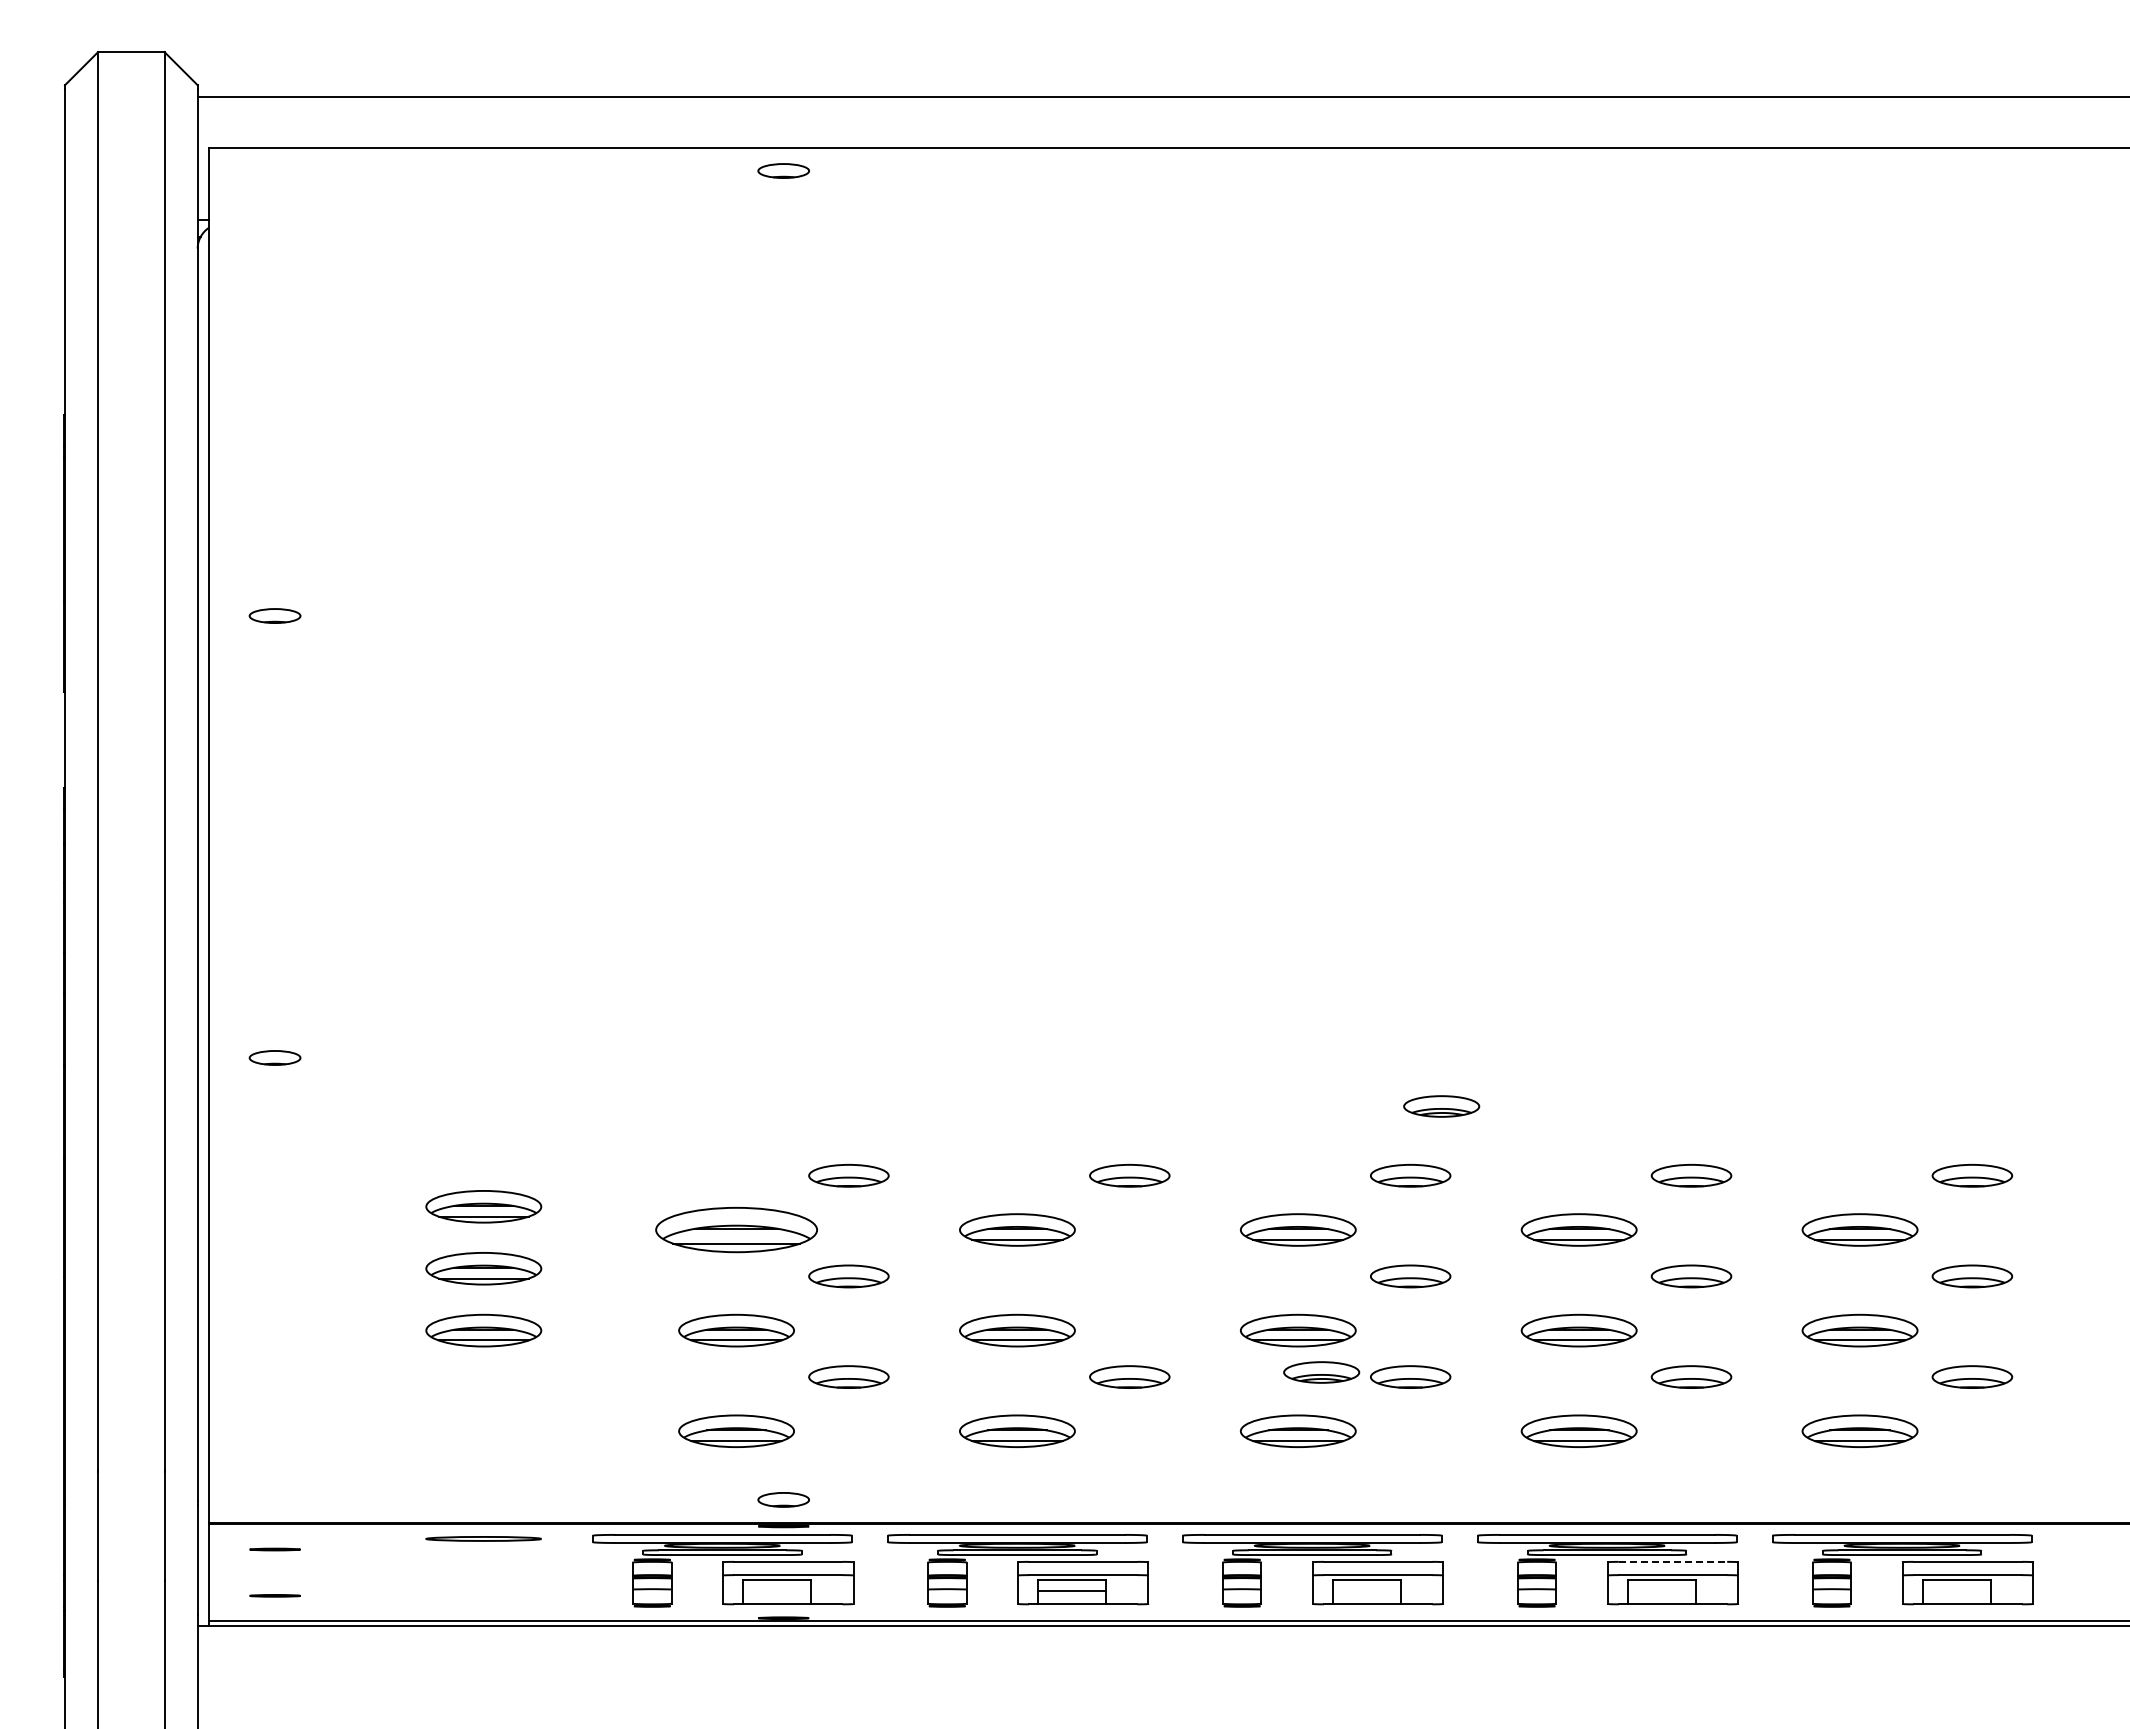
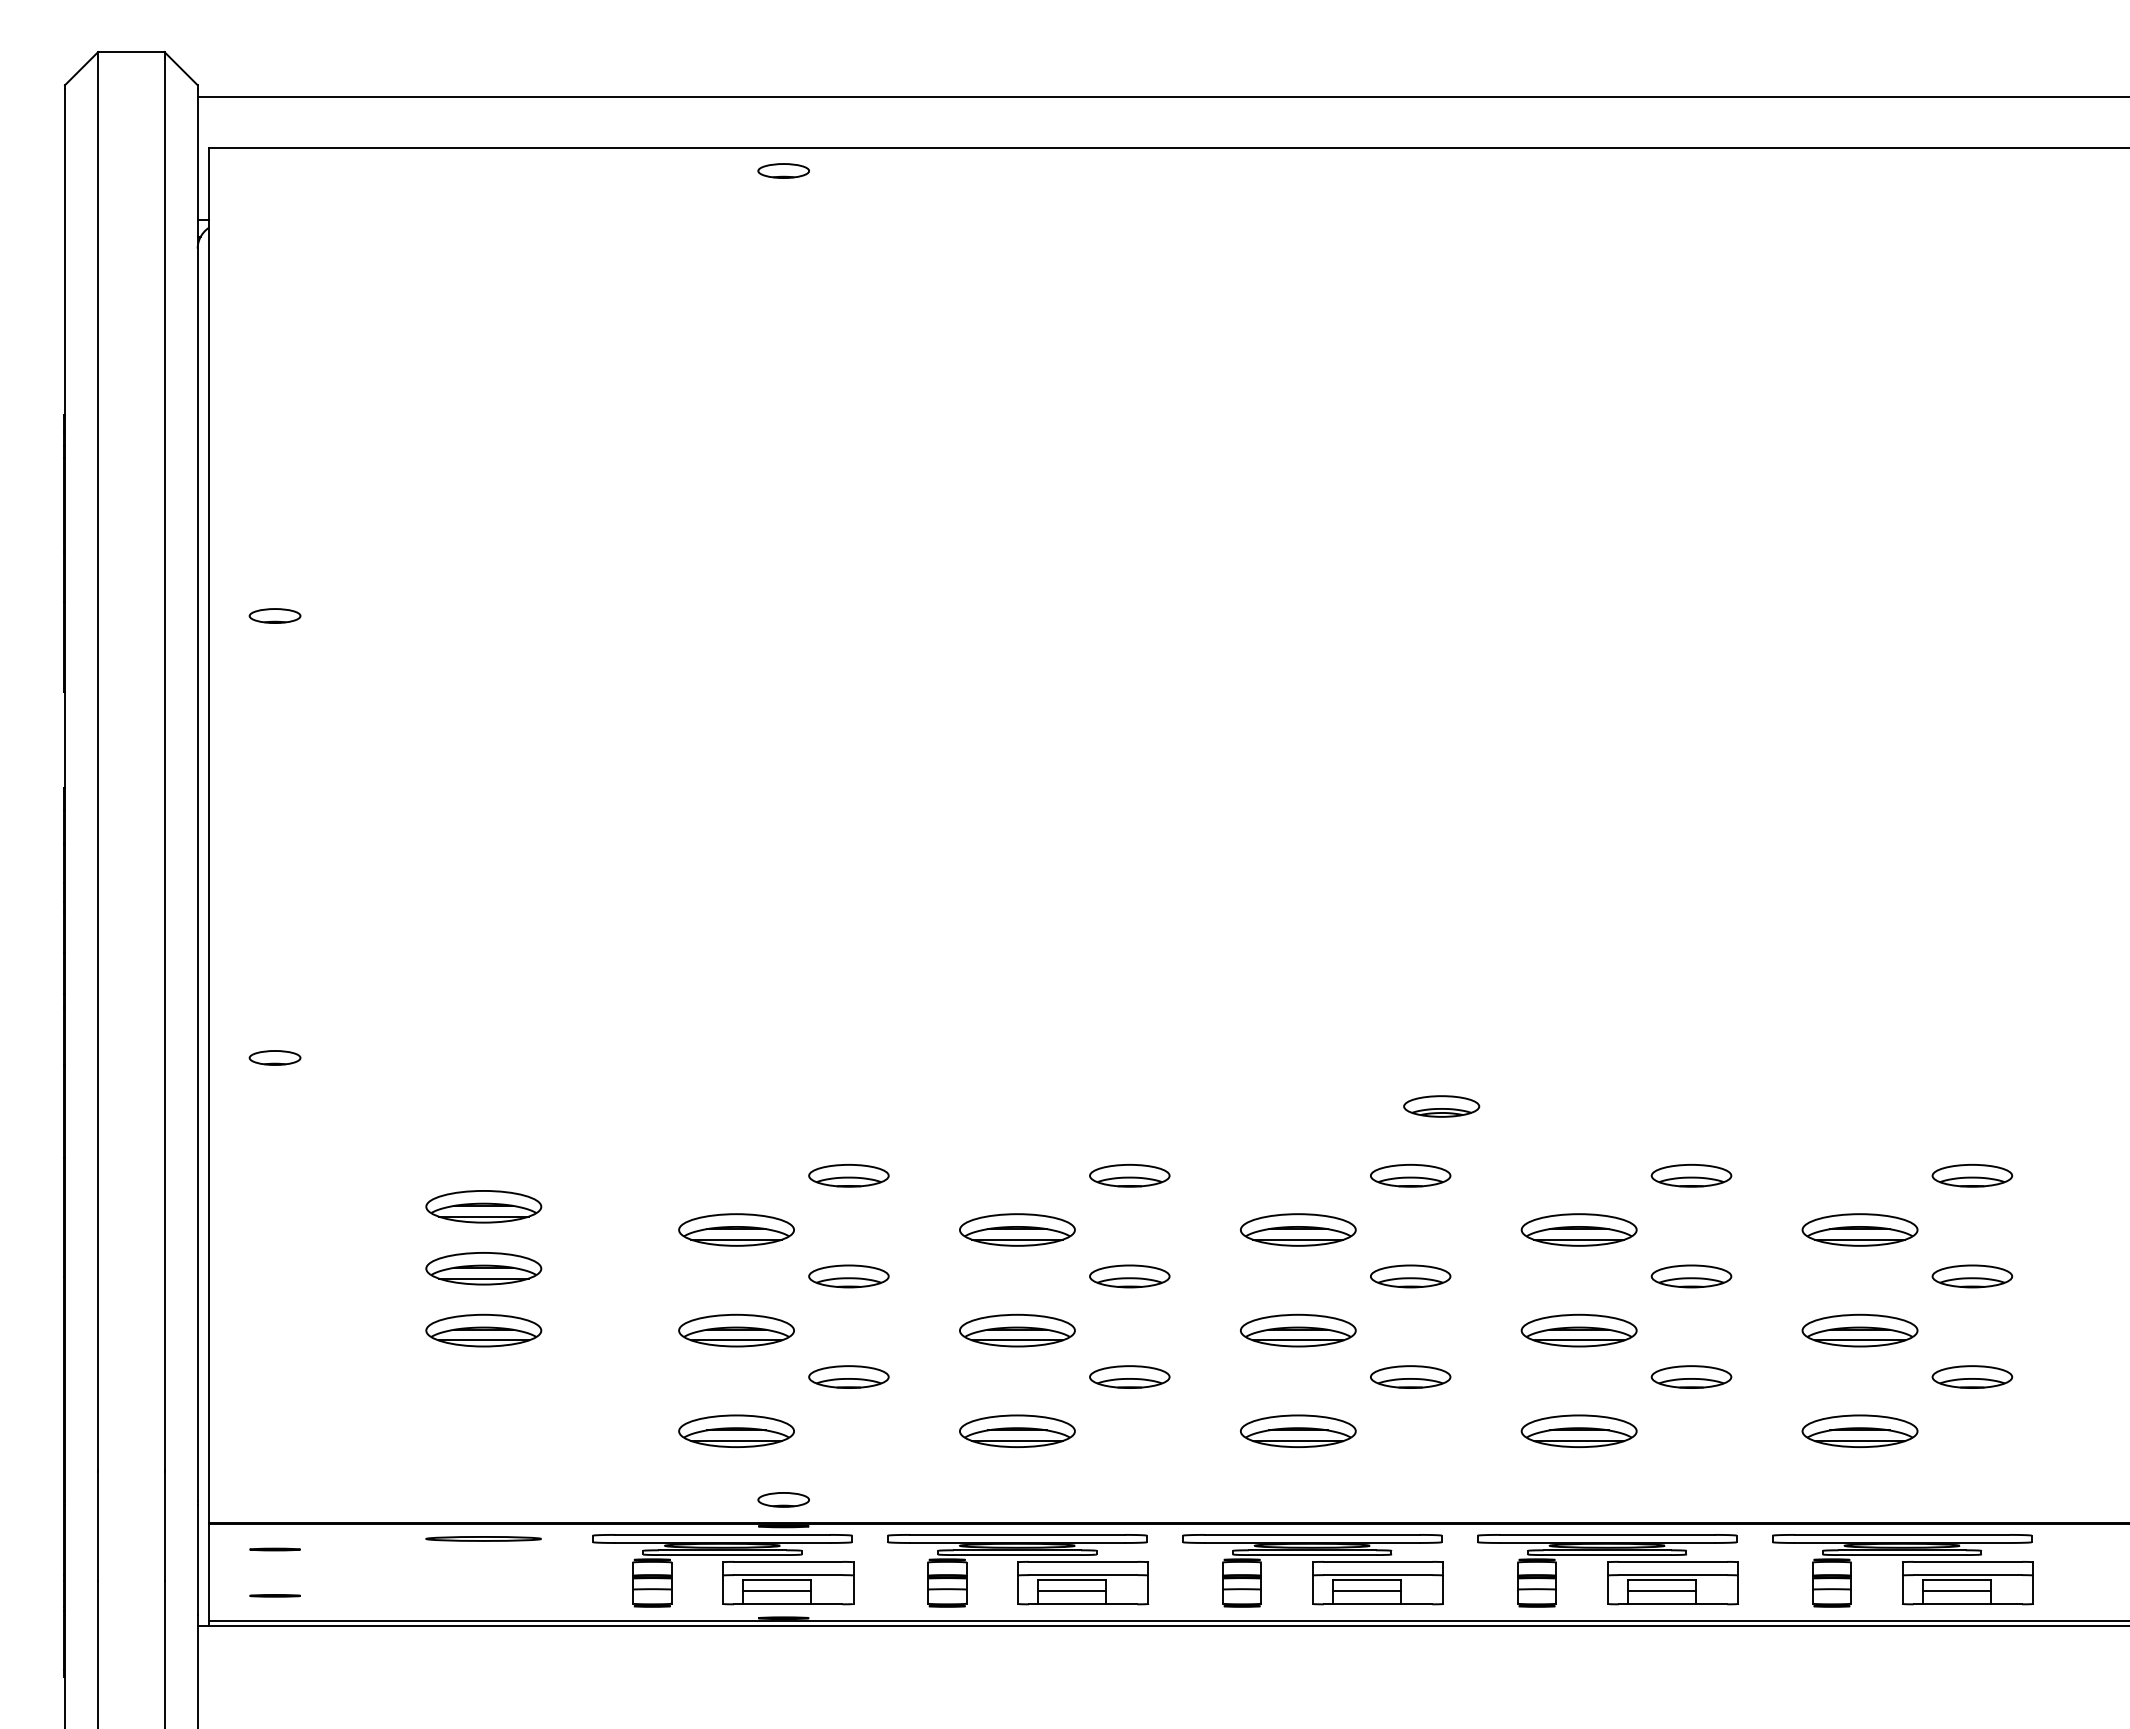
part size: 163x48 px -> 117x34 px (736, 1229)
part: none -> present (1129, 1276)
part: present -> none (1321, 1372)
line: dashed -> solid (1673, 1561)
line: none -> present (776, 1590)
line: none -> present (1366, 1590)
line: none -> present (1661, 1590)
line: none -> present (1956, 1590)
